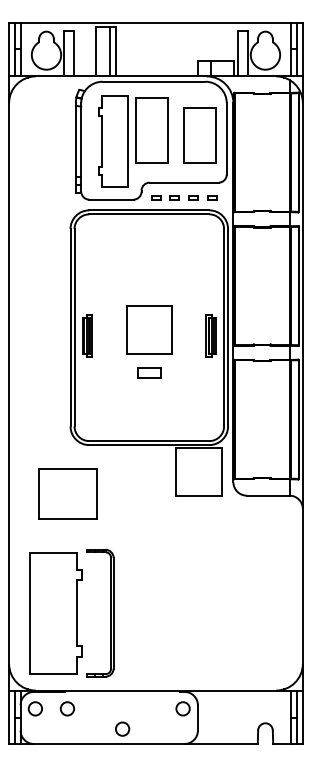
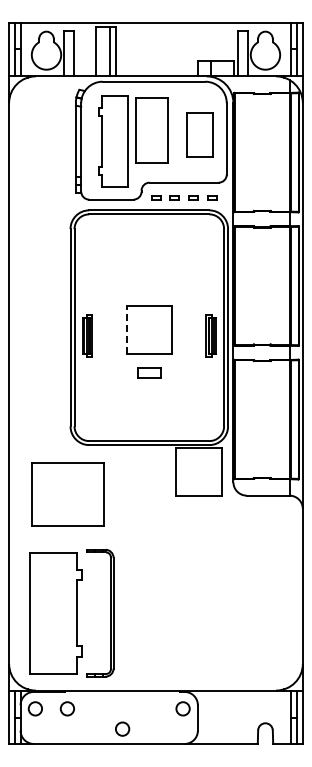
part size: 34x57 px -> 28x46 px (199, 134)
line: solid -> dashed (126, 330)
part size: 60x52 px -> 74x65 px (67, 494)
